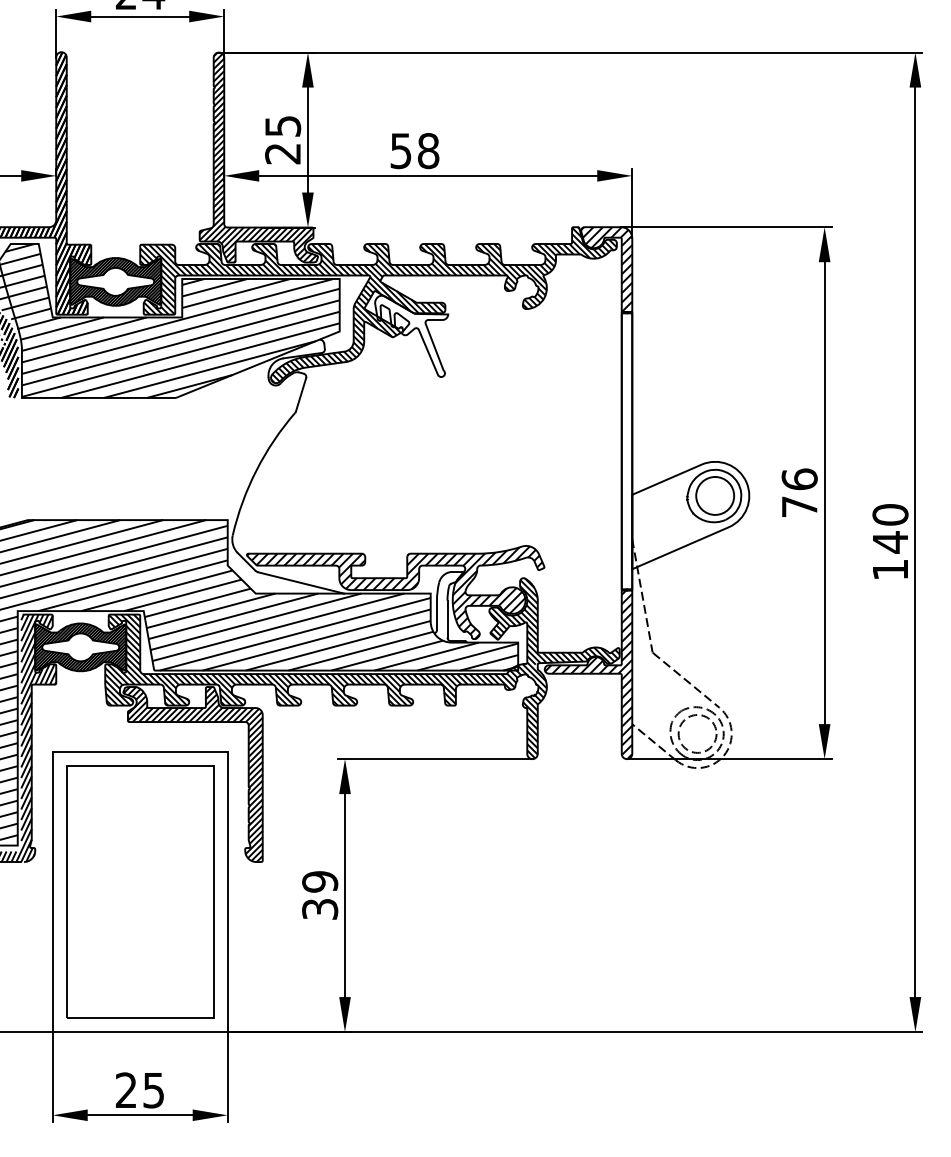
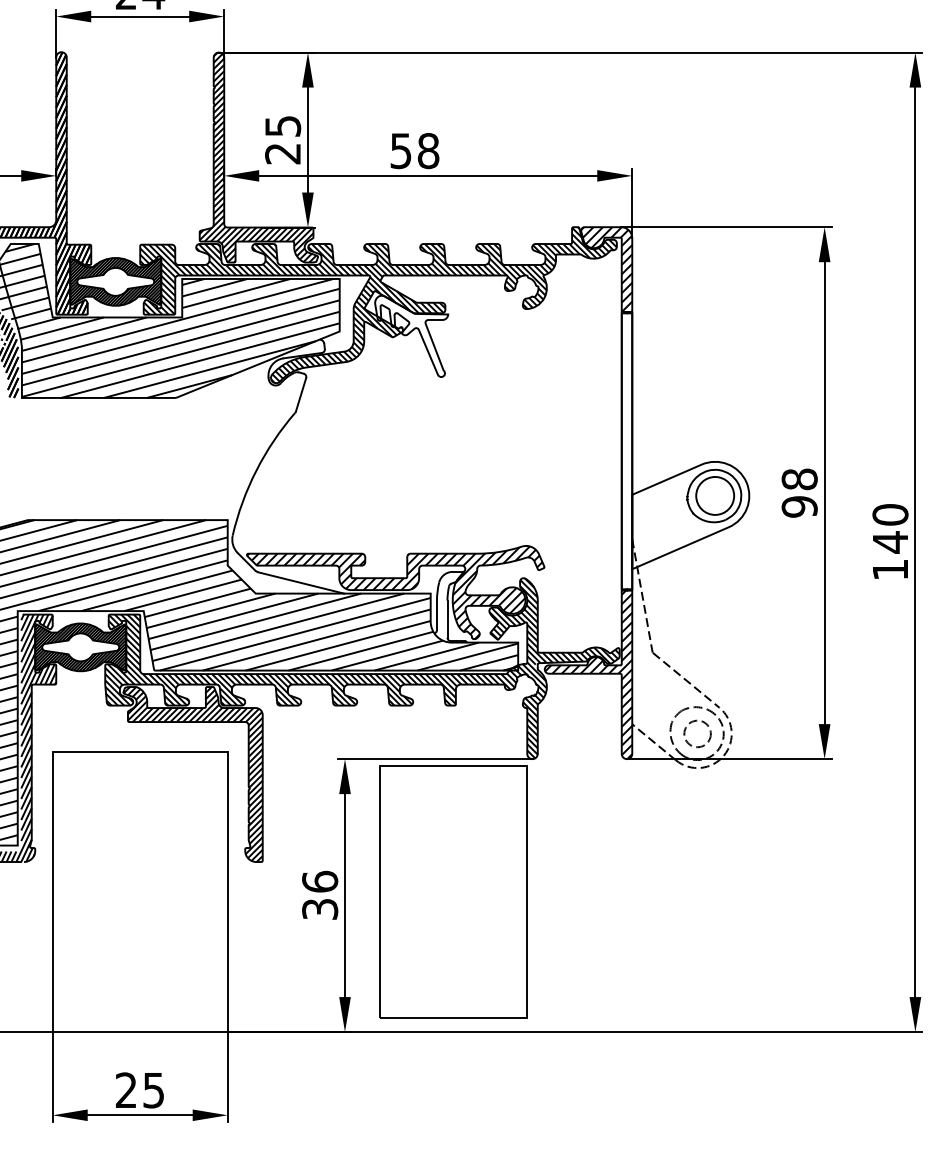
text: 76 -> 98 (799, 492)
circle diameter: 38 px -> 27 px (697, 733)
text: 39 -> 36 (320, 881)
part position: (140, 891) -> (453, 891) (453, 891)
